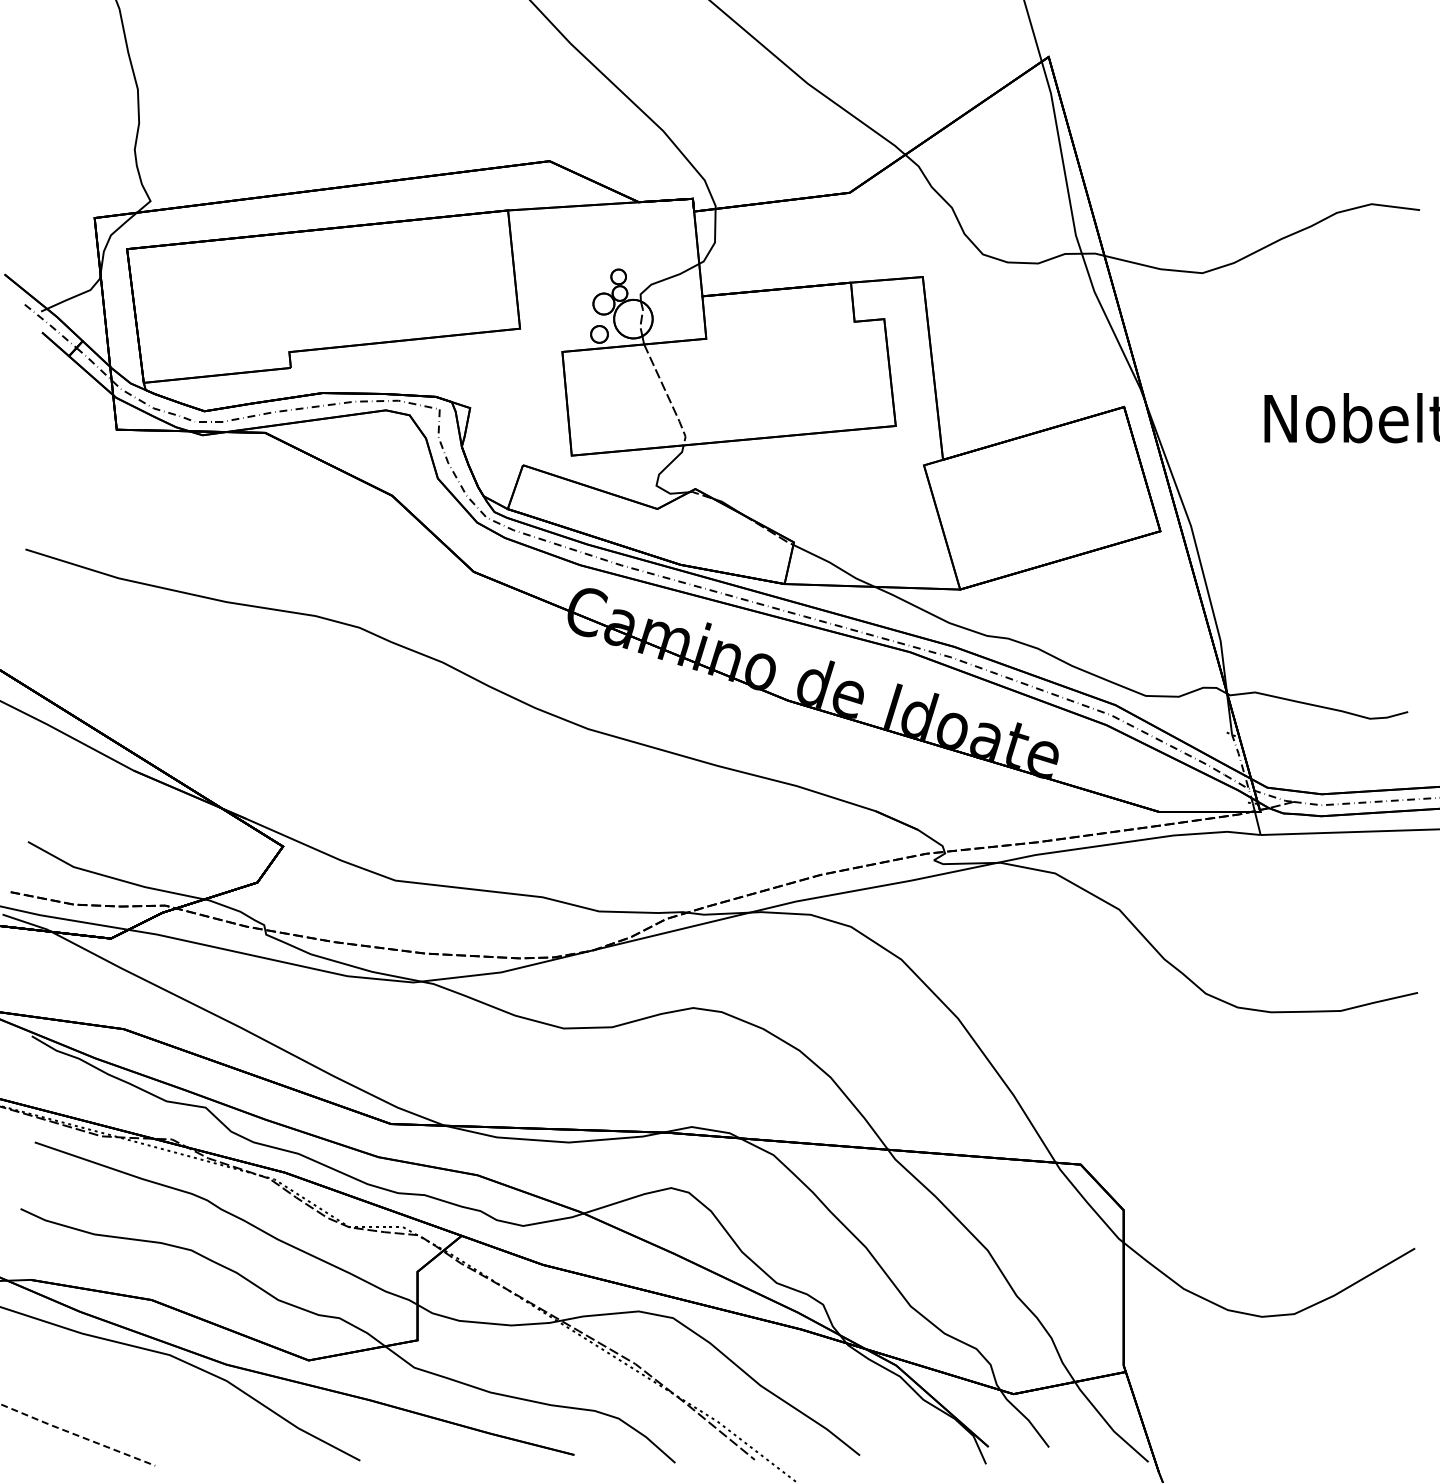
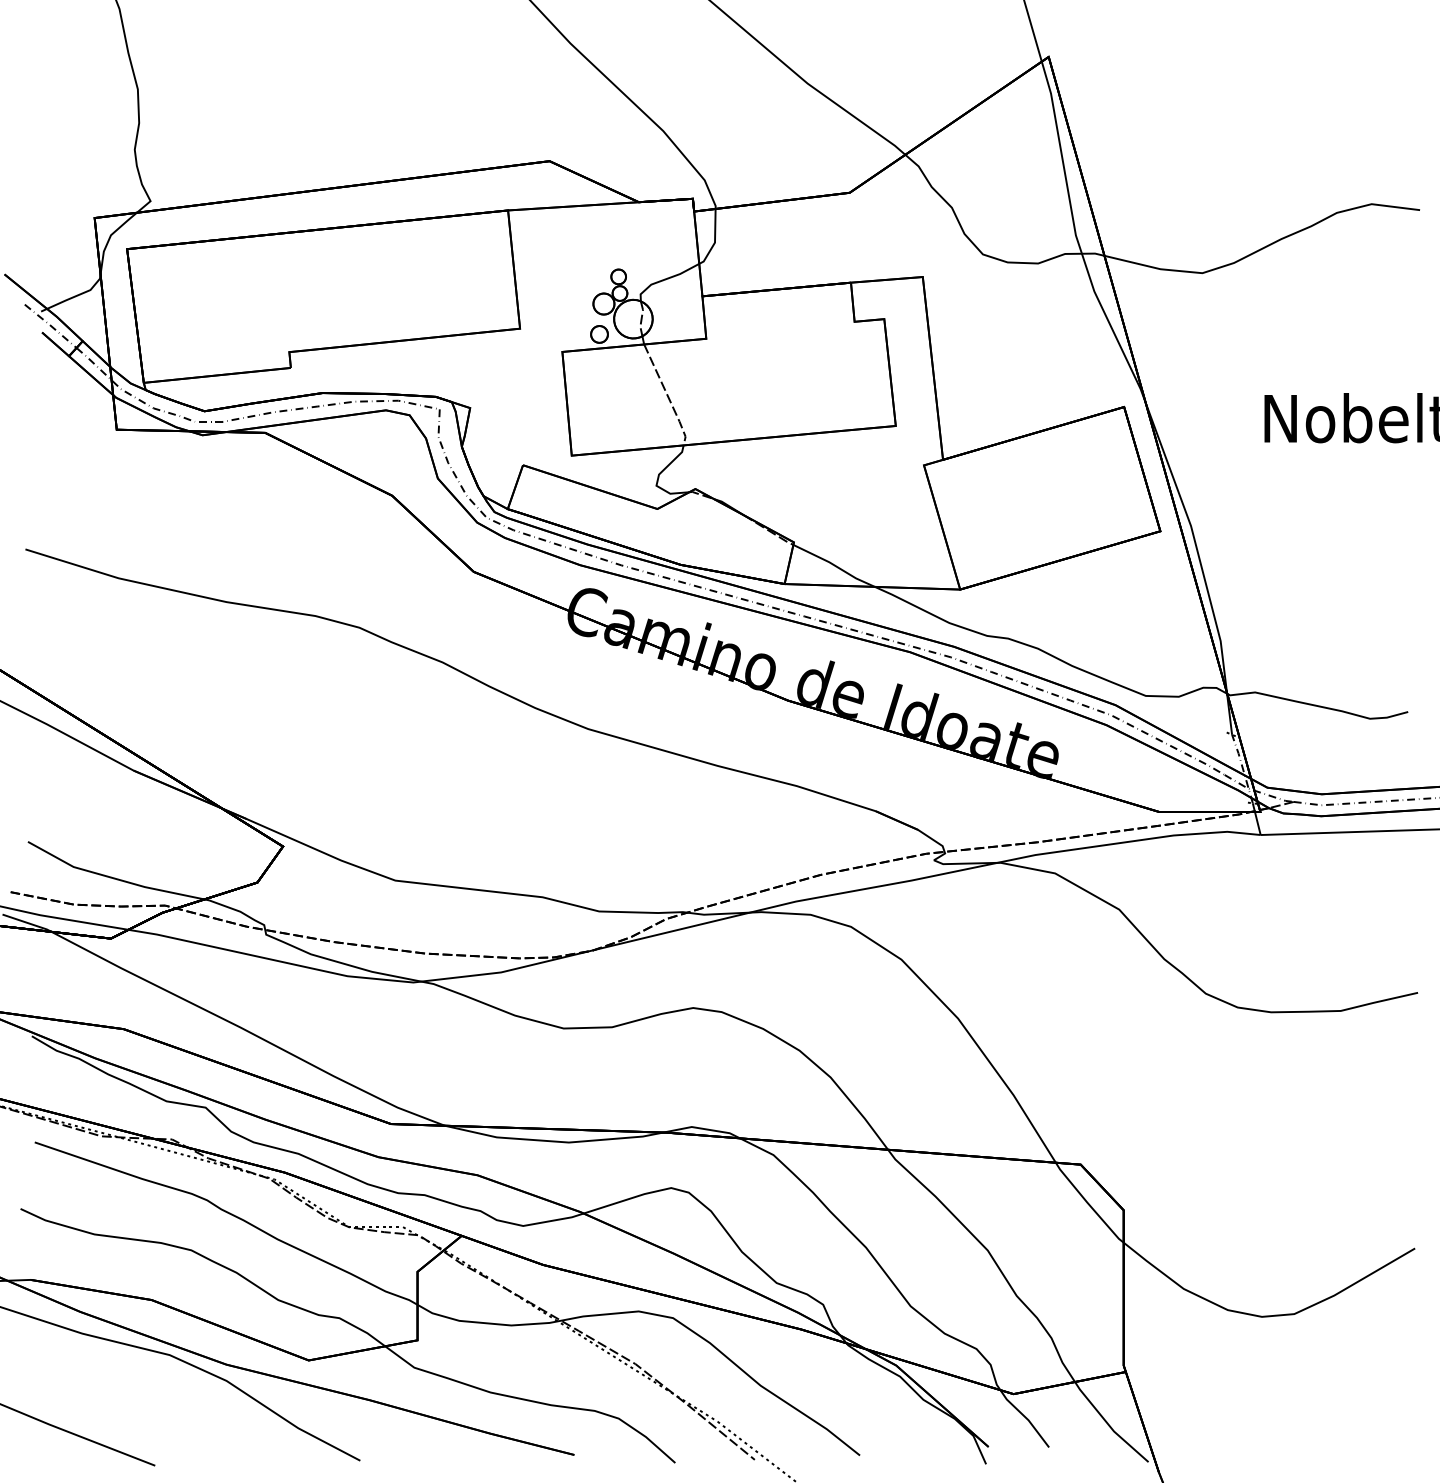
line: dashed -> solid (77, 1435)
